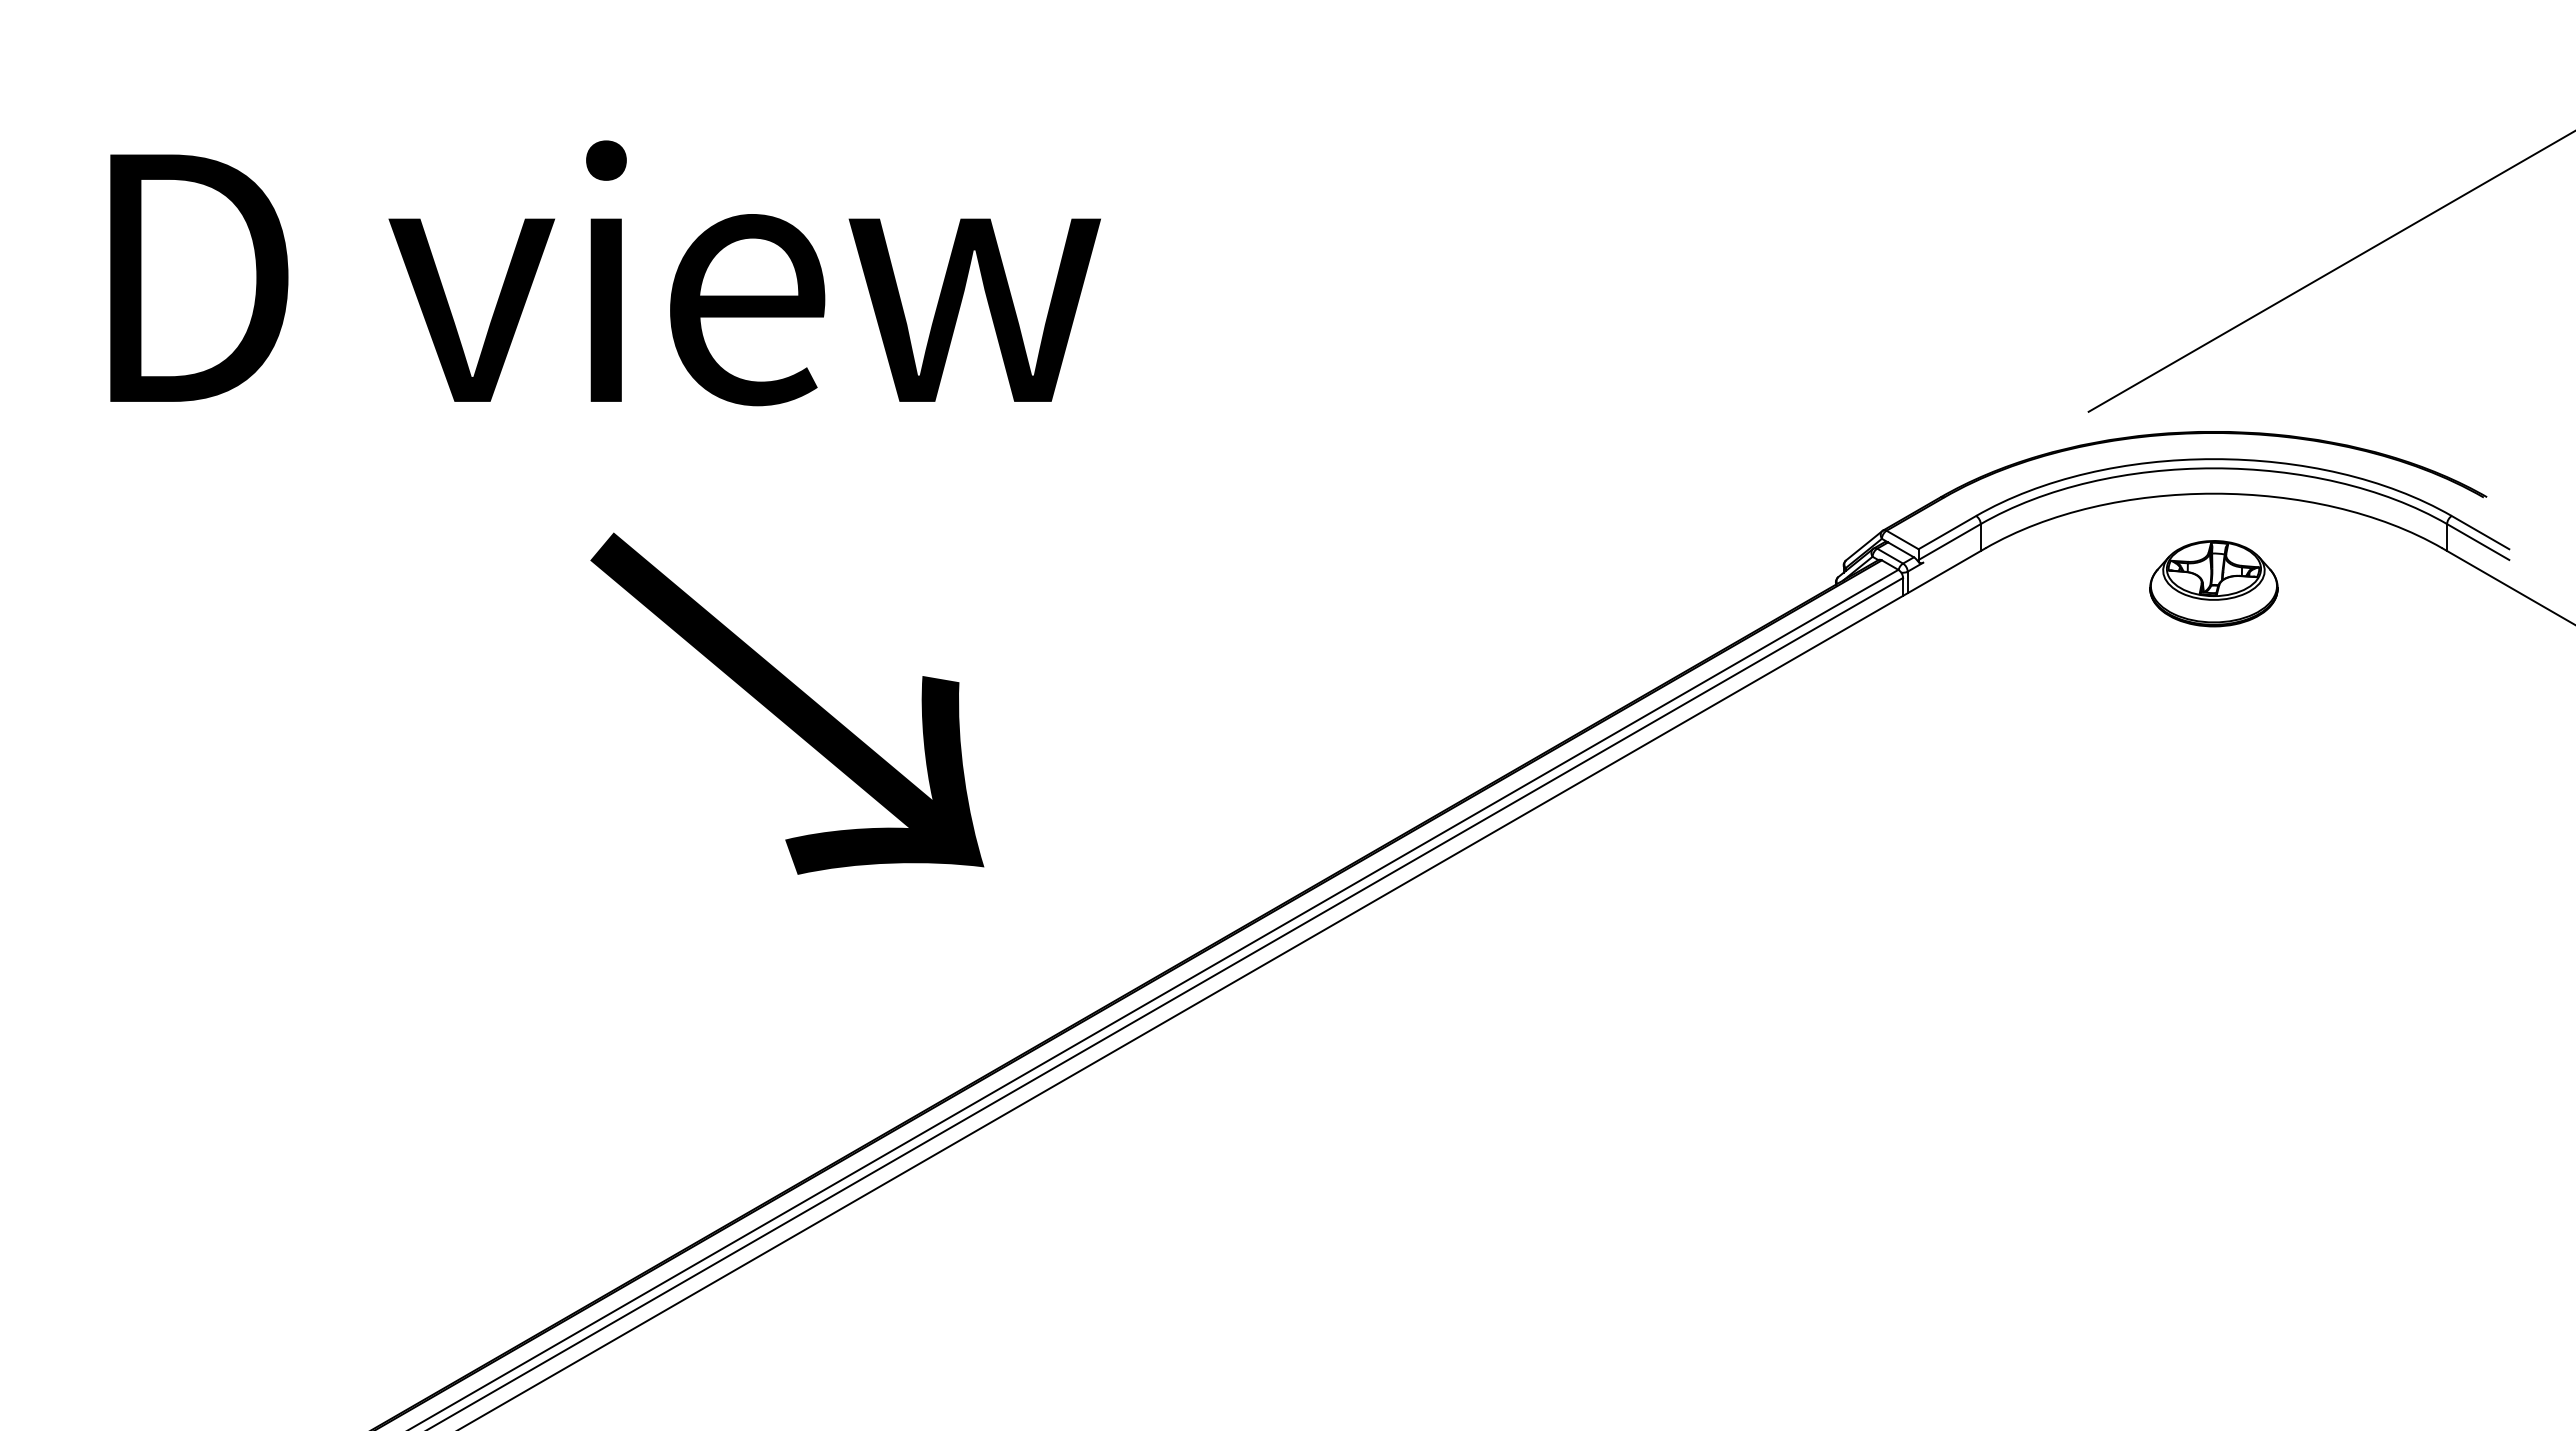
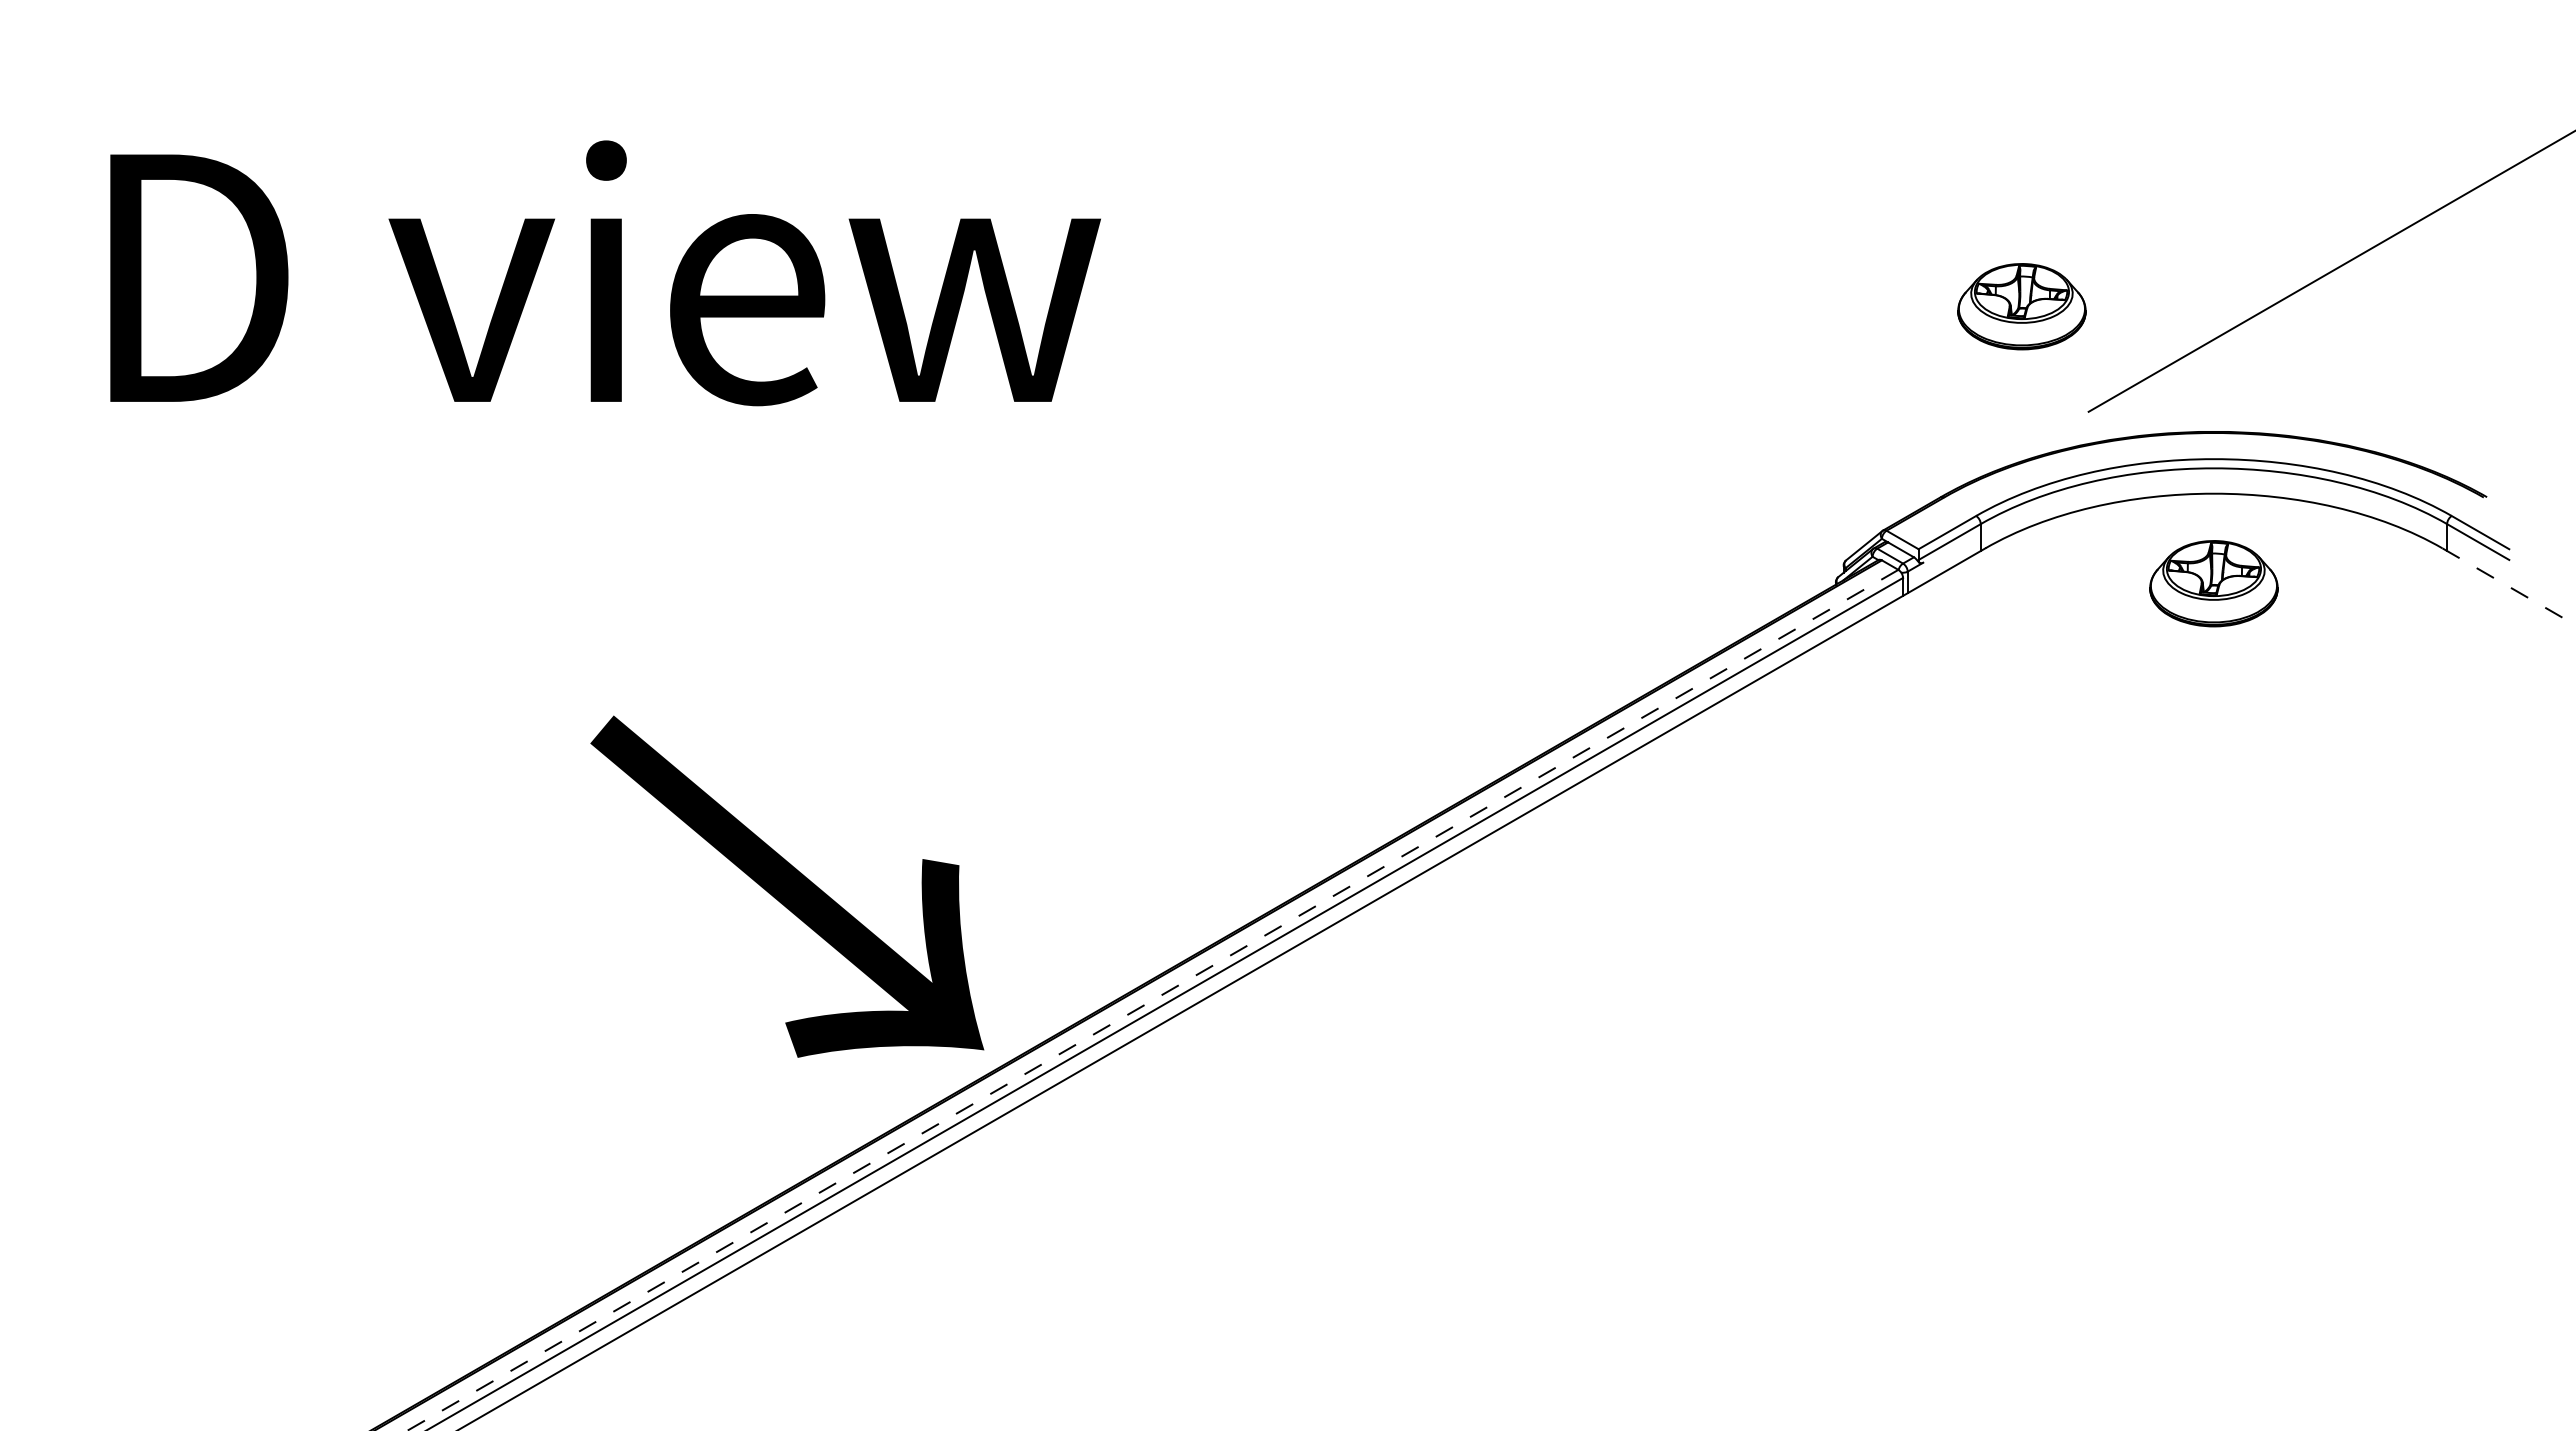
part: none -> present (2021, 306)
line: solid -> dashed (2509, 586)
text position: (787, 703) -> (787, 886) (787, 886)
line: solid -> dashed (1153, 1000)
